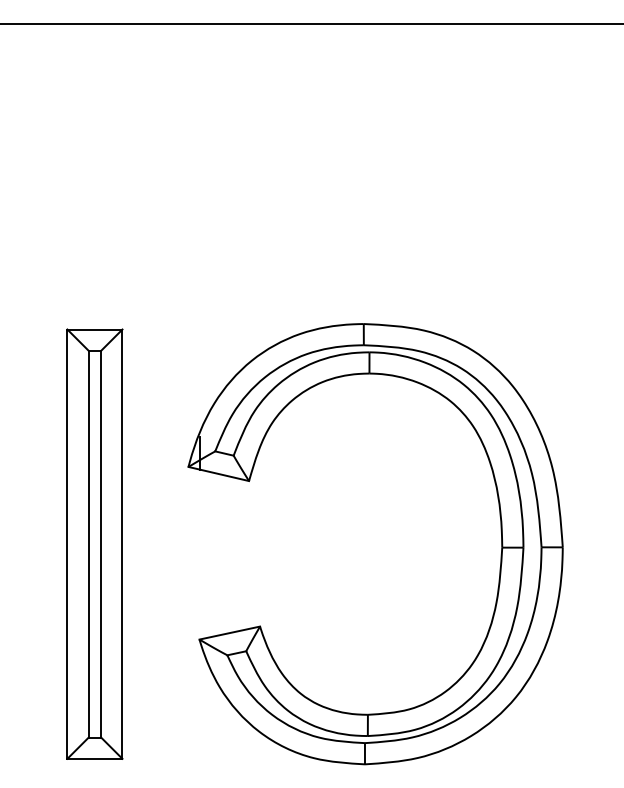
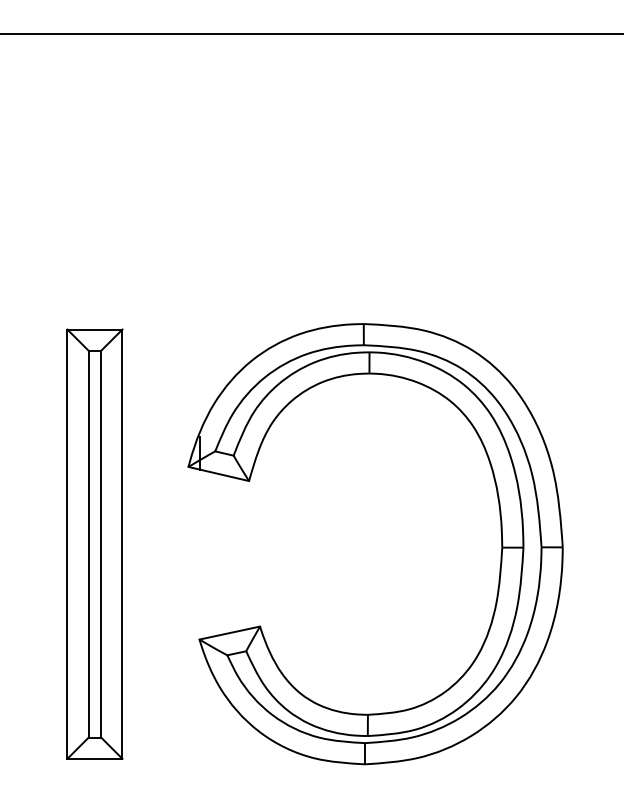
line position: (311, 23) -> (311, 33) (311, 33)
